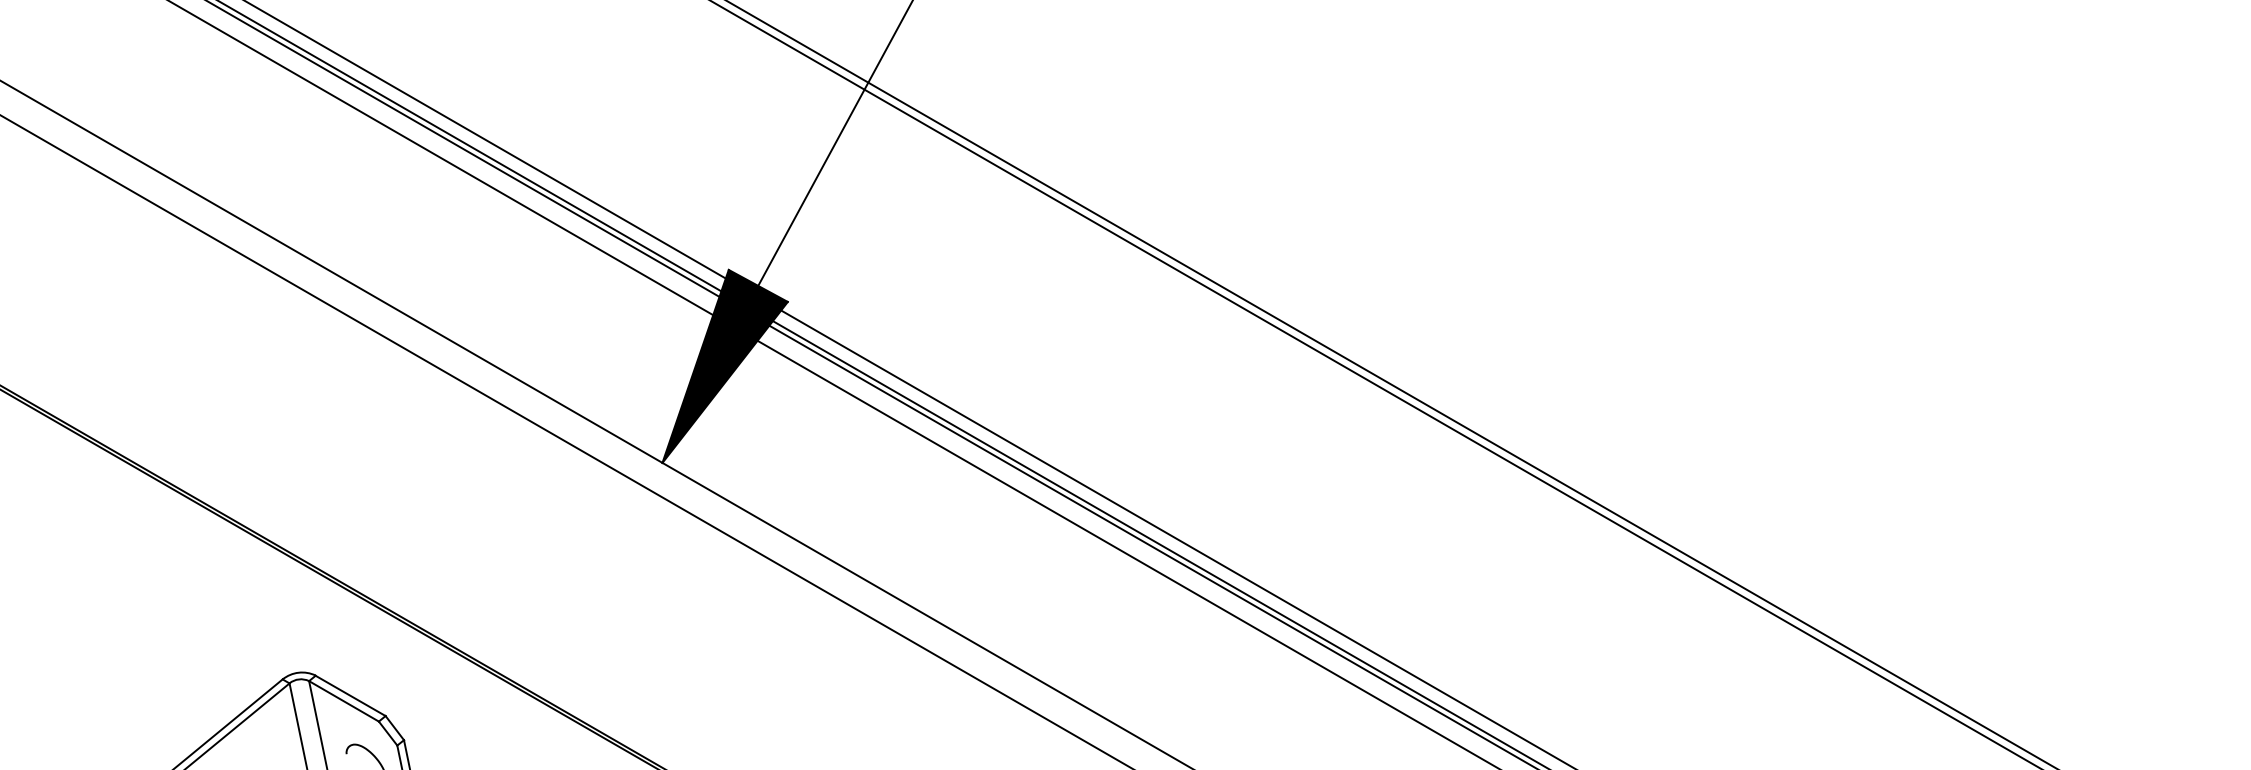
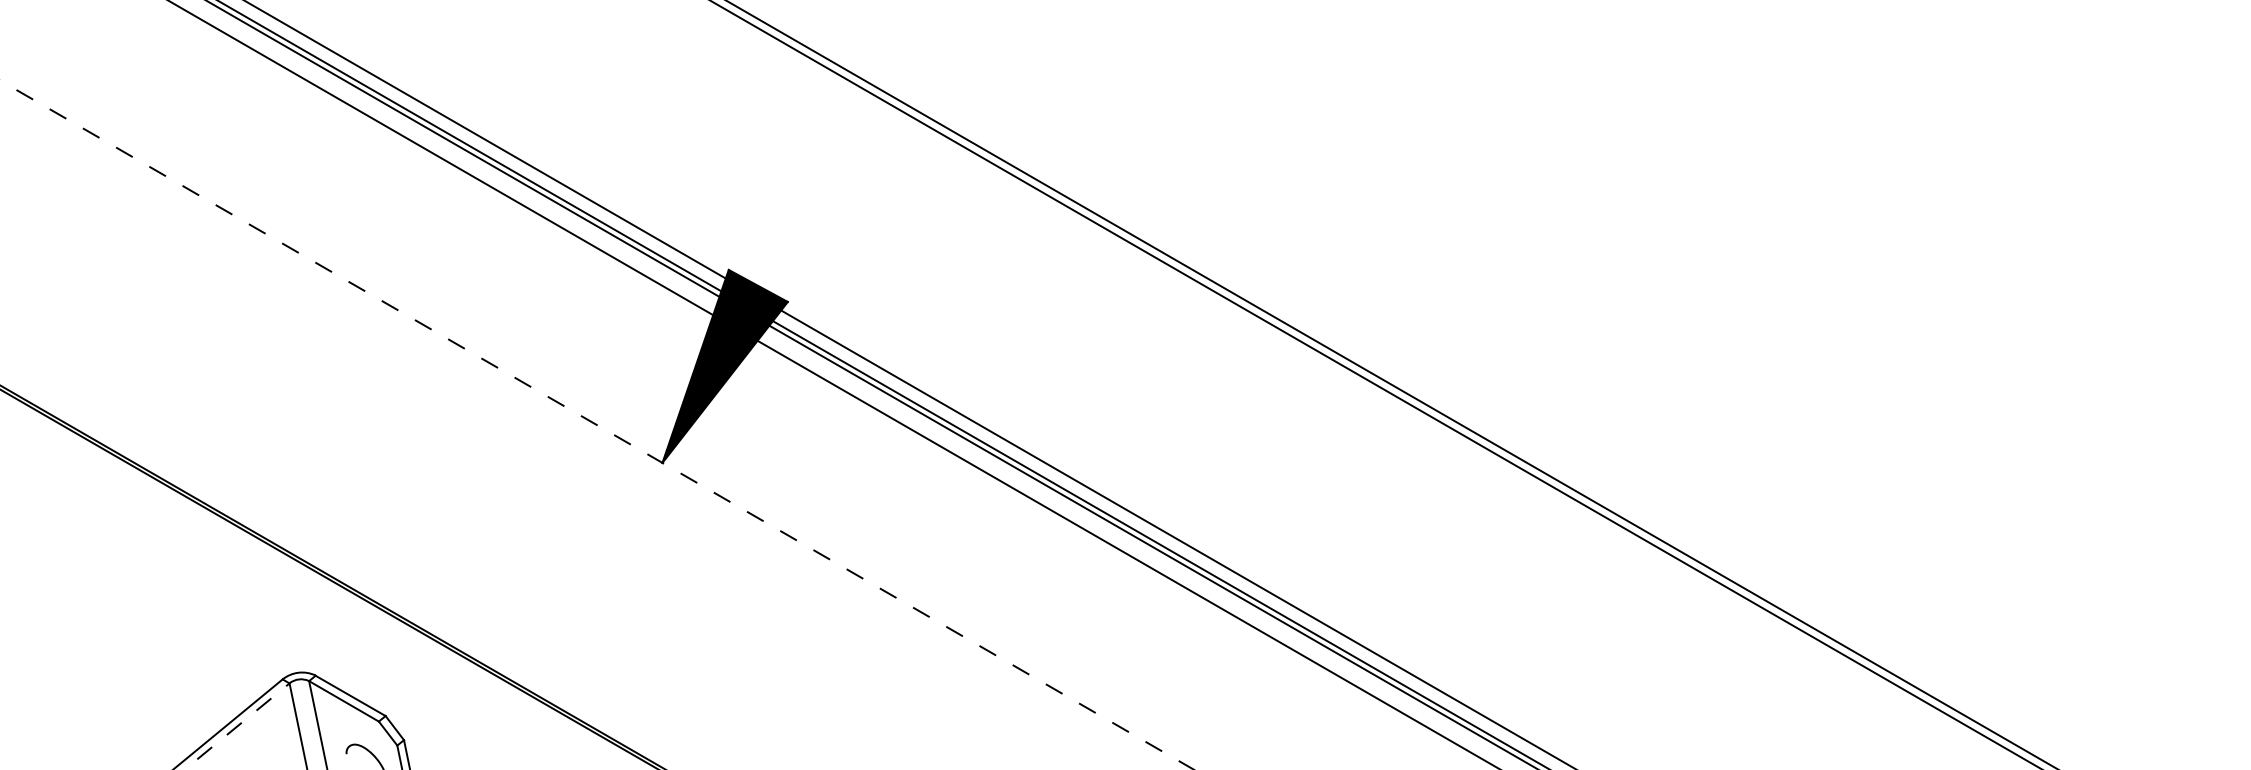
line: present -> none (834, 143)
line: solid -> dashed (597, 425)
line: present -> none (565, 441)
line: solid -> dashed (237, 726)
